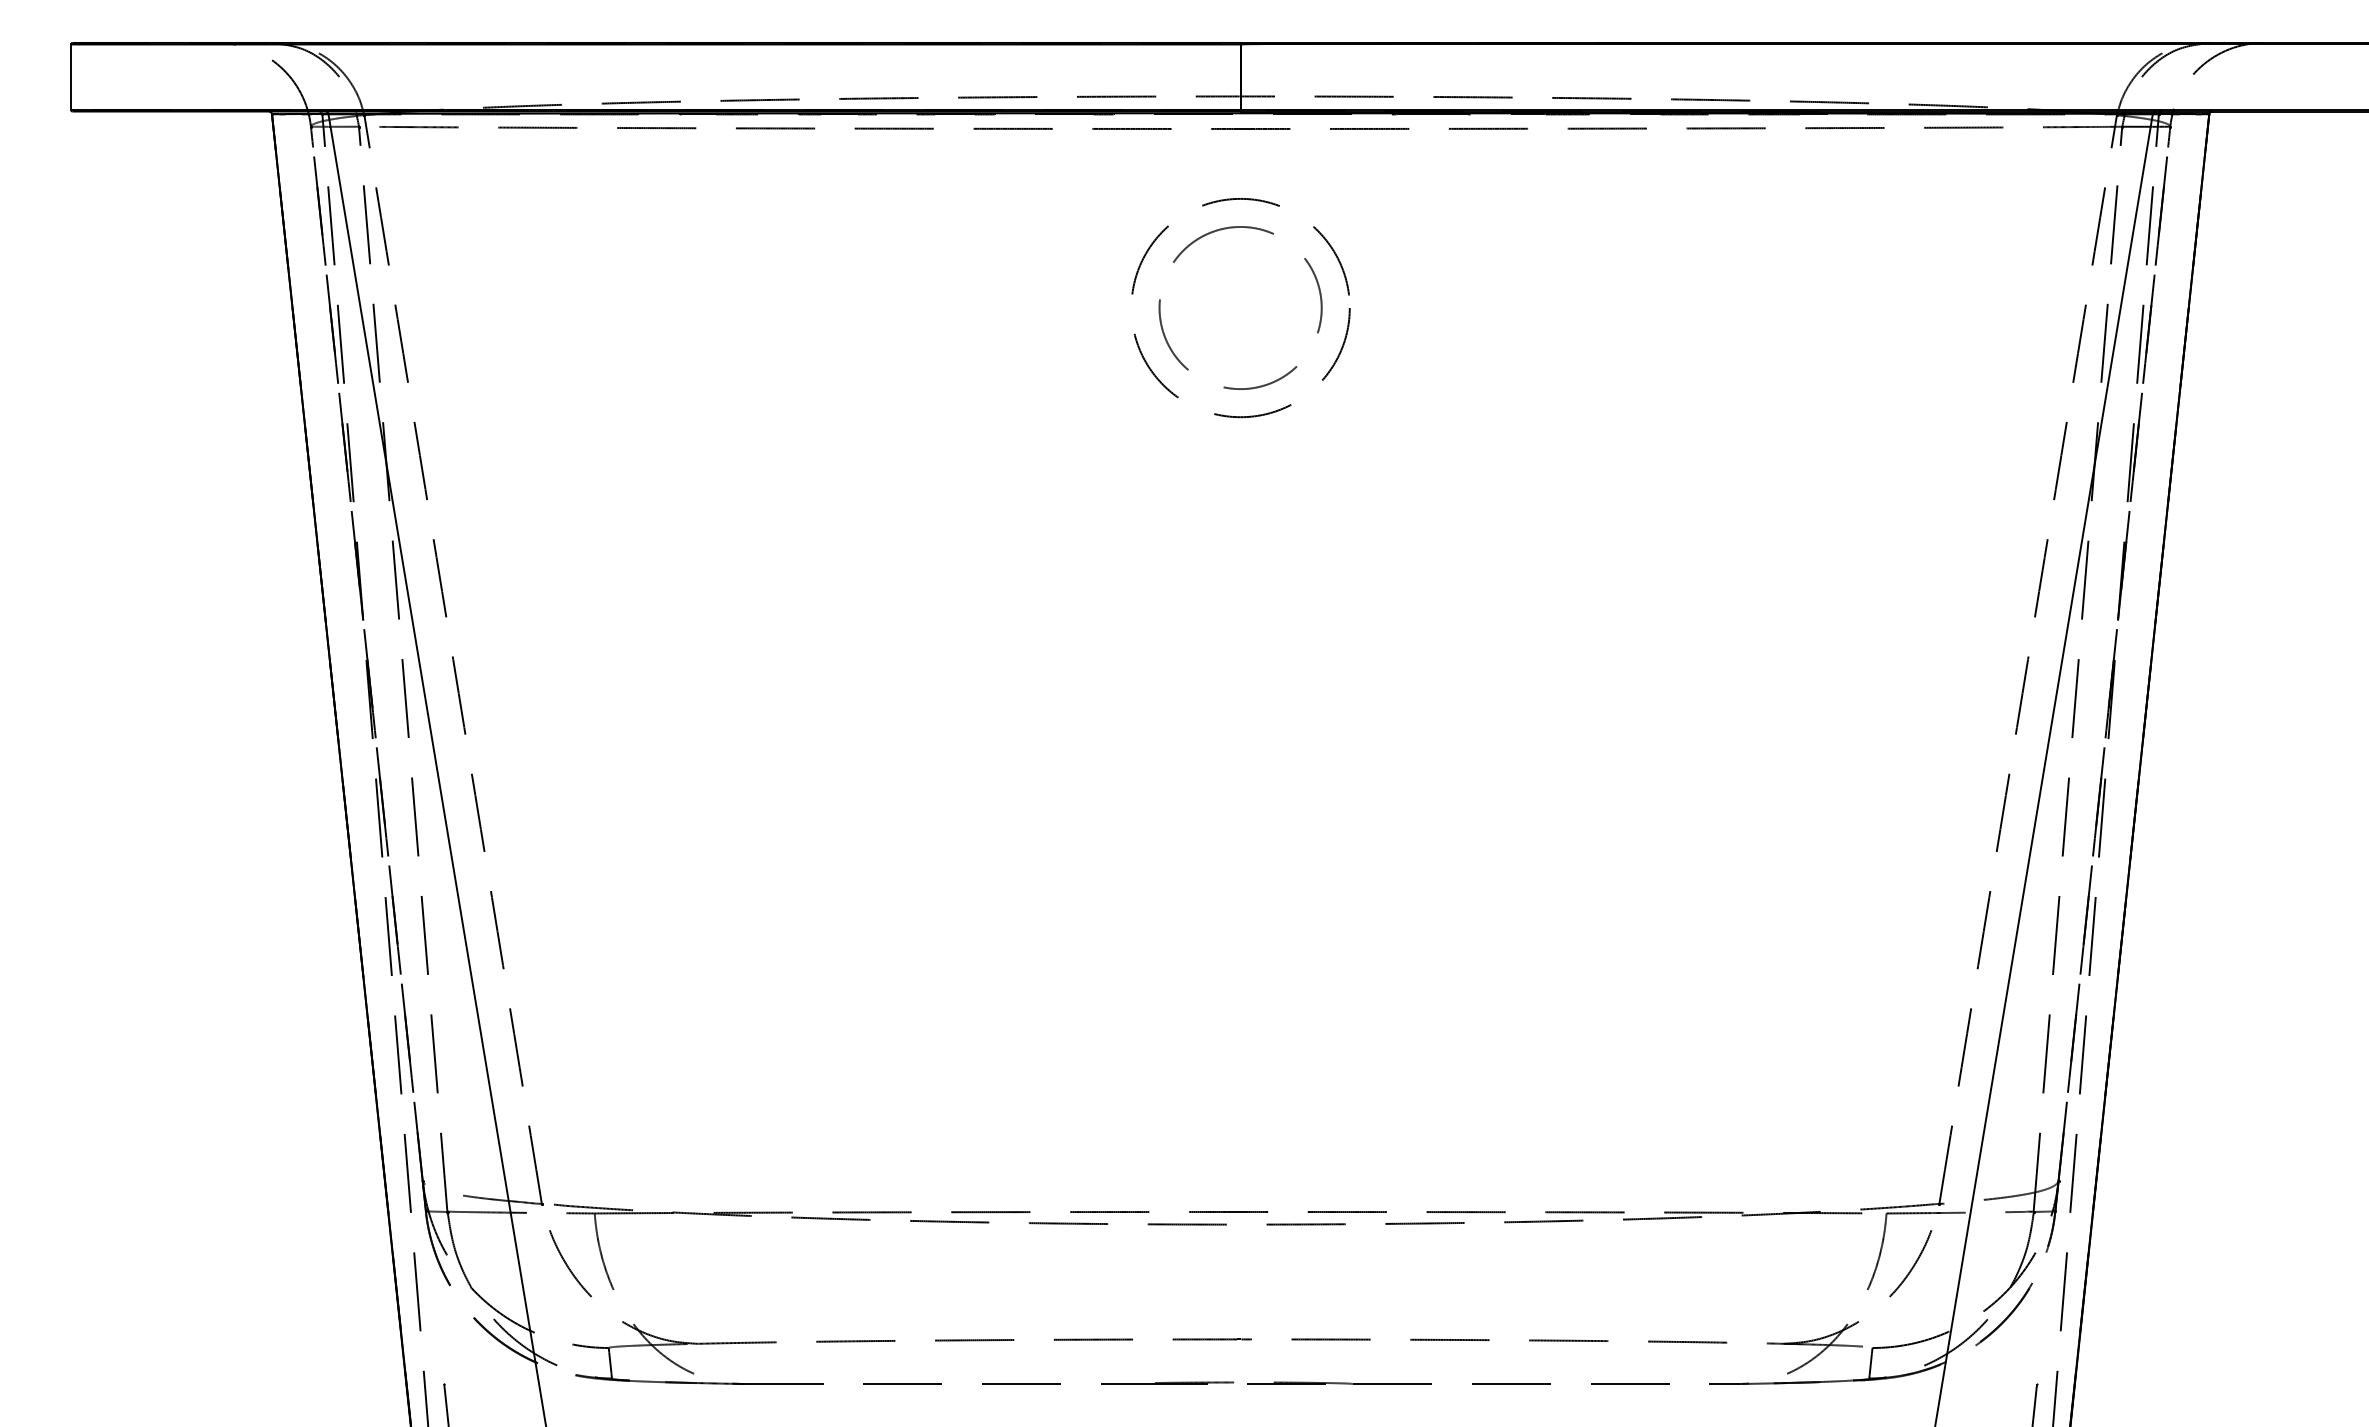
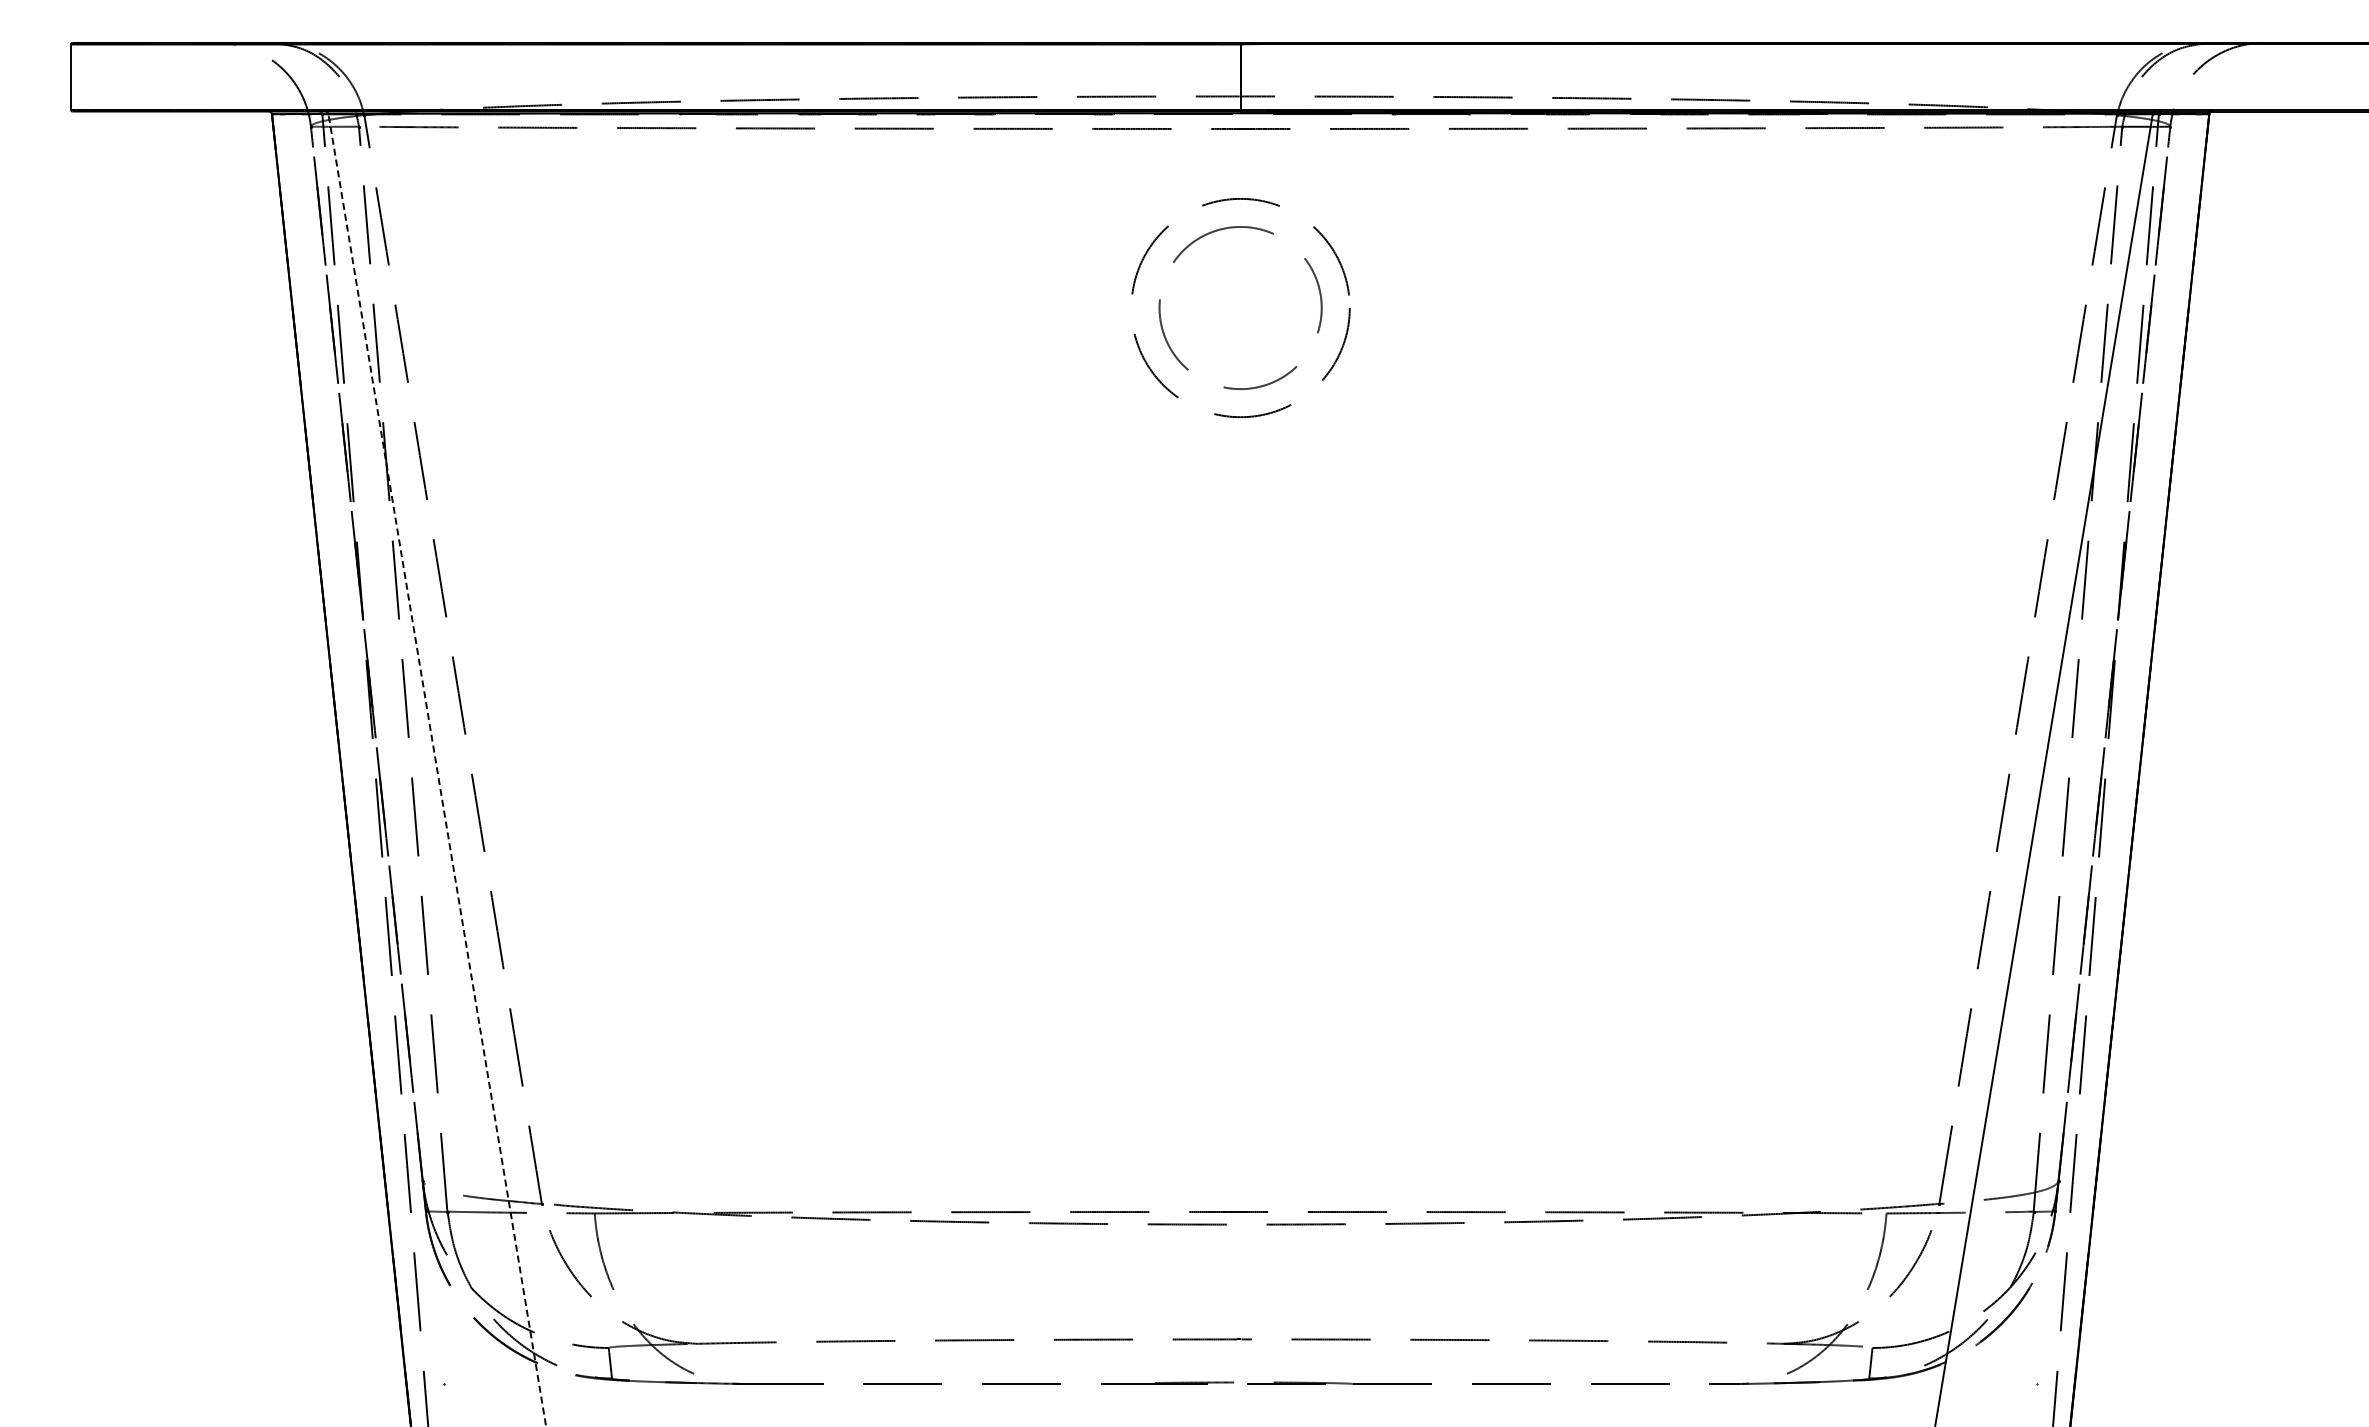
line: solid -> dashed (437, 769)
line: present -> none (446, 1403)
line: present -> none (2034, 1403)
